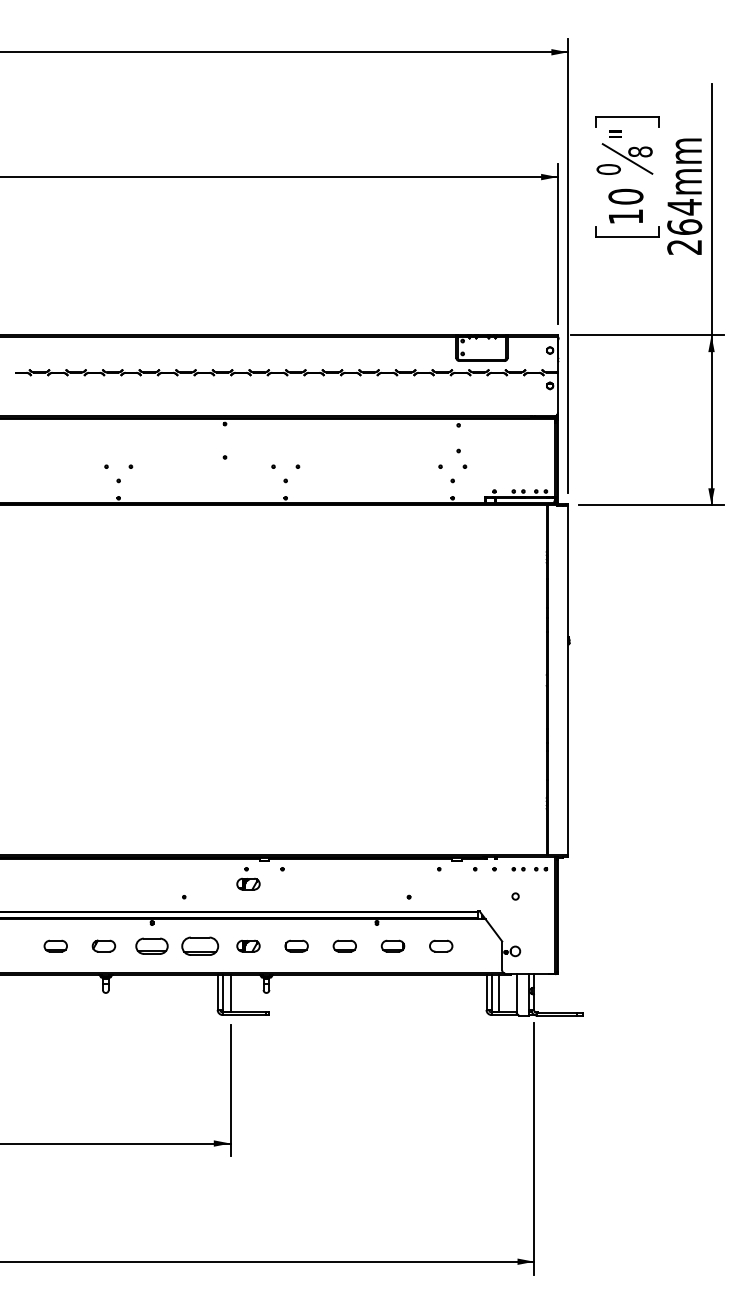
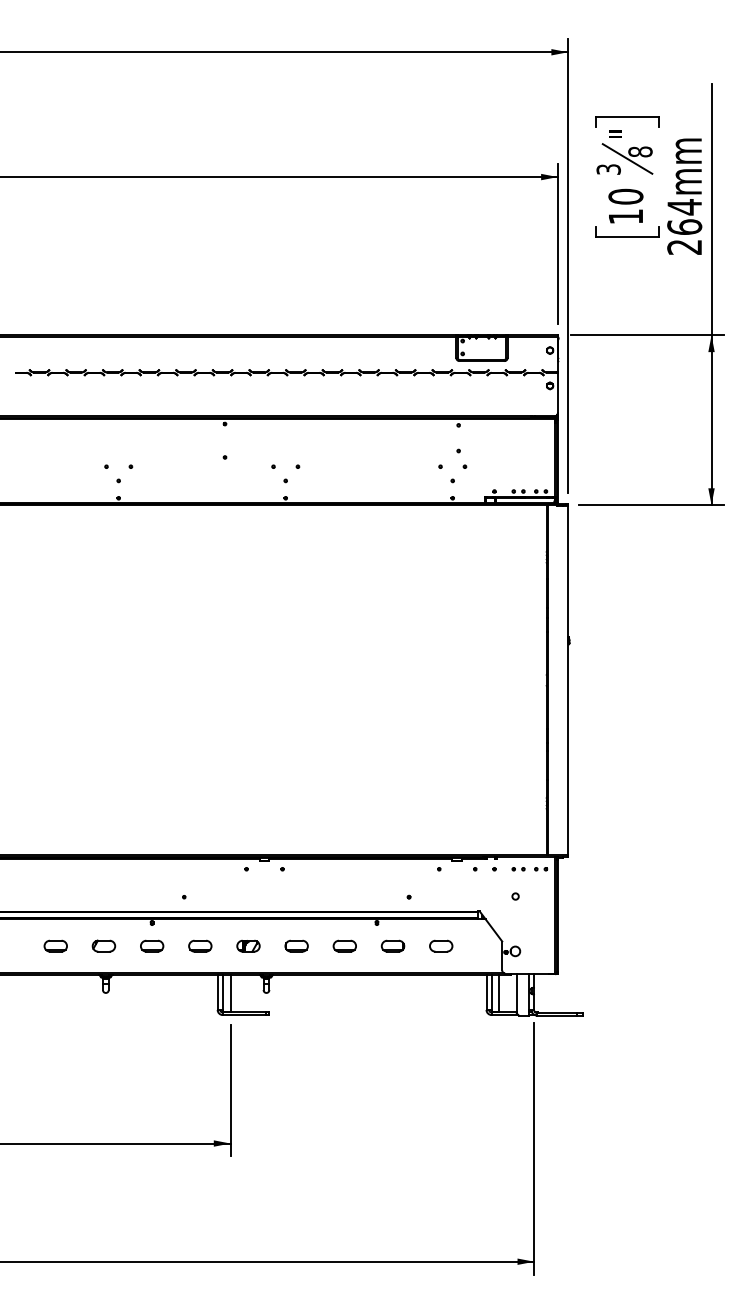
text: 0 -> 3 (608, 169)
part: present -> none (248, 883)
part size: 34x18 px -> 25x14 px (152, 945)
part size: 39x20 px -> 25x14 px (200, 945)
